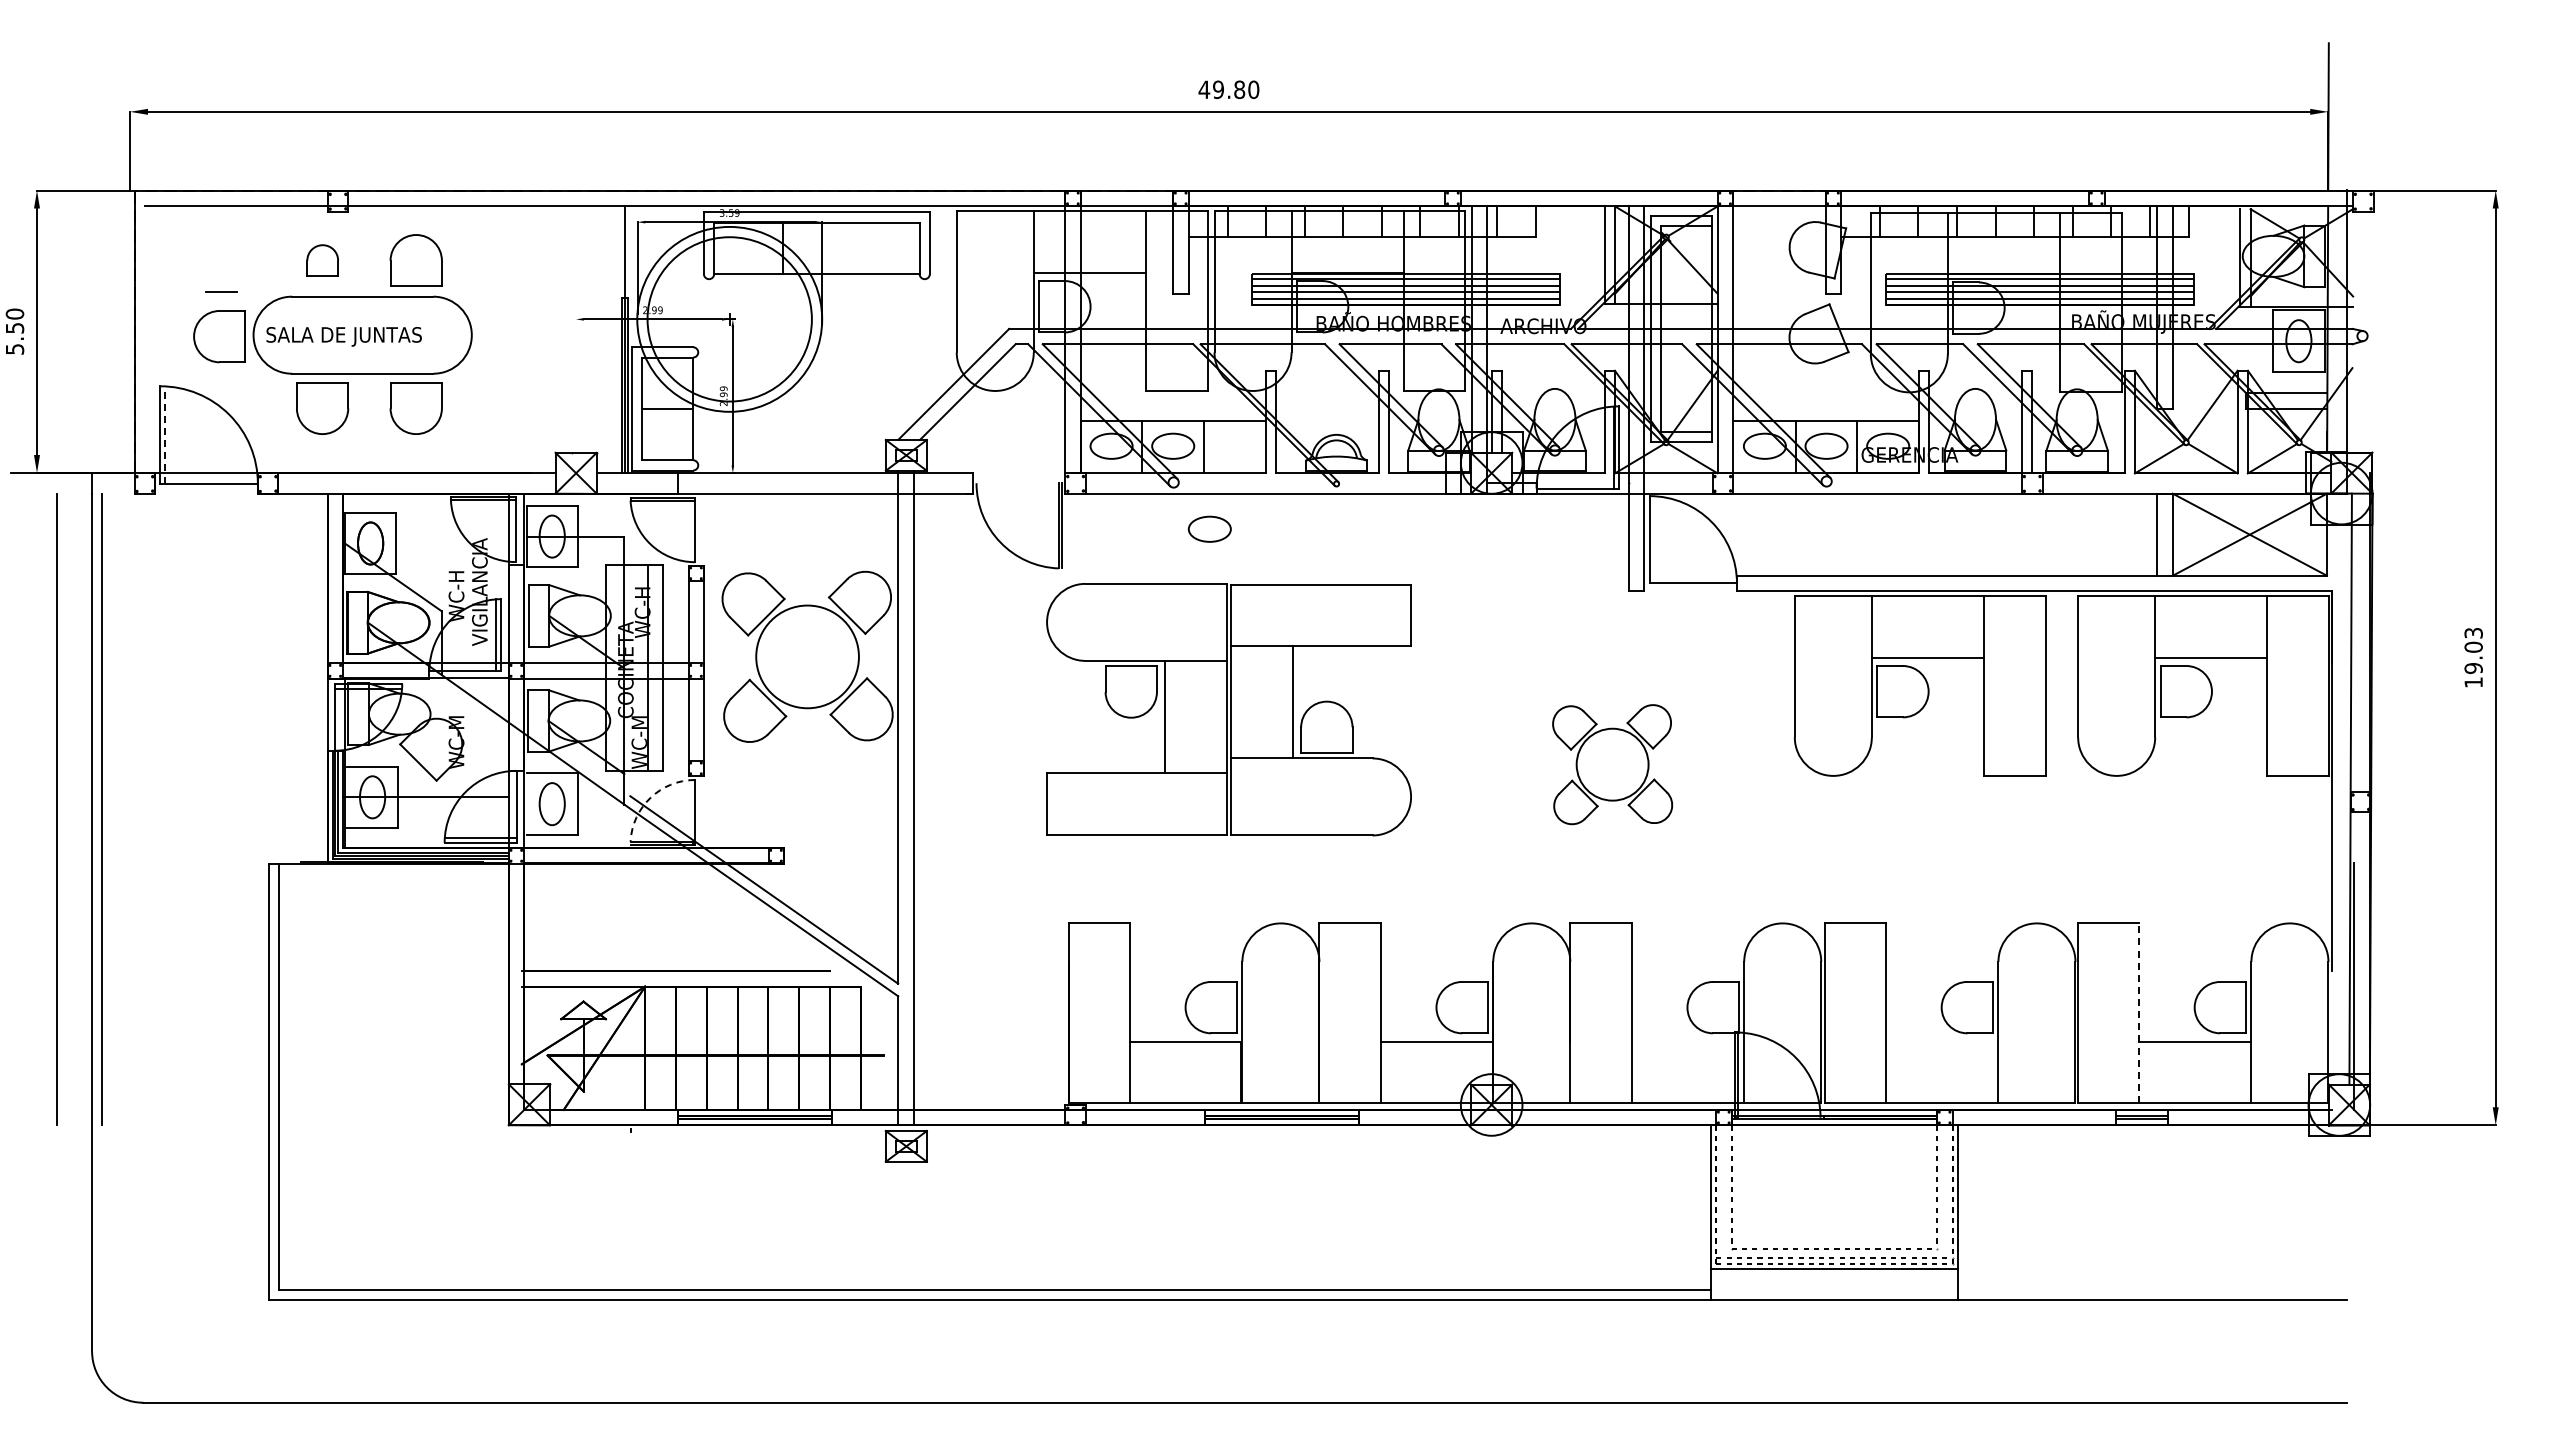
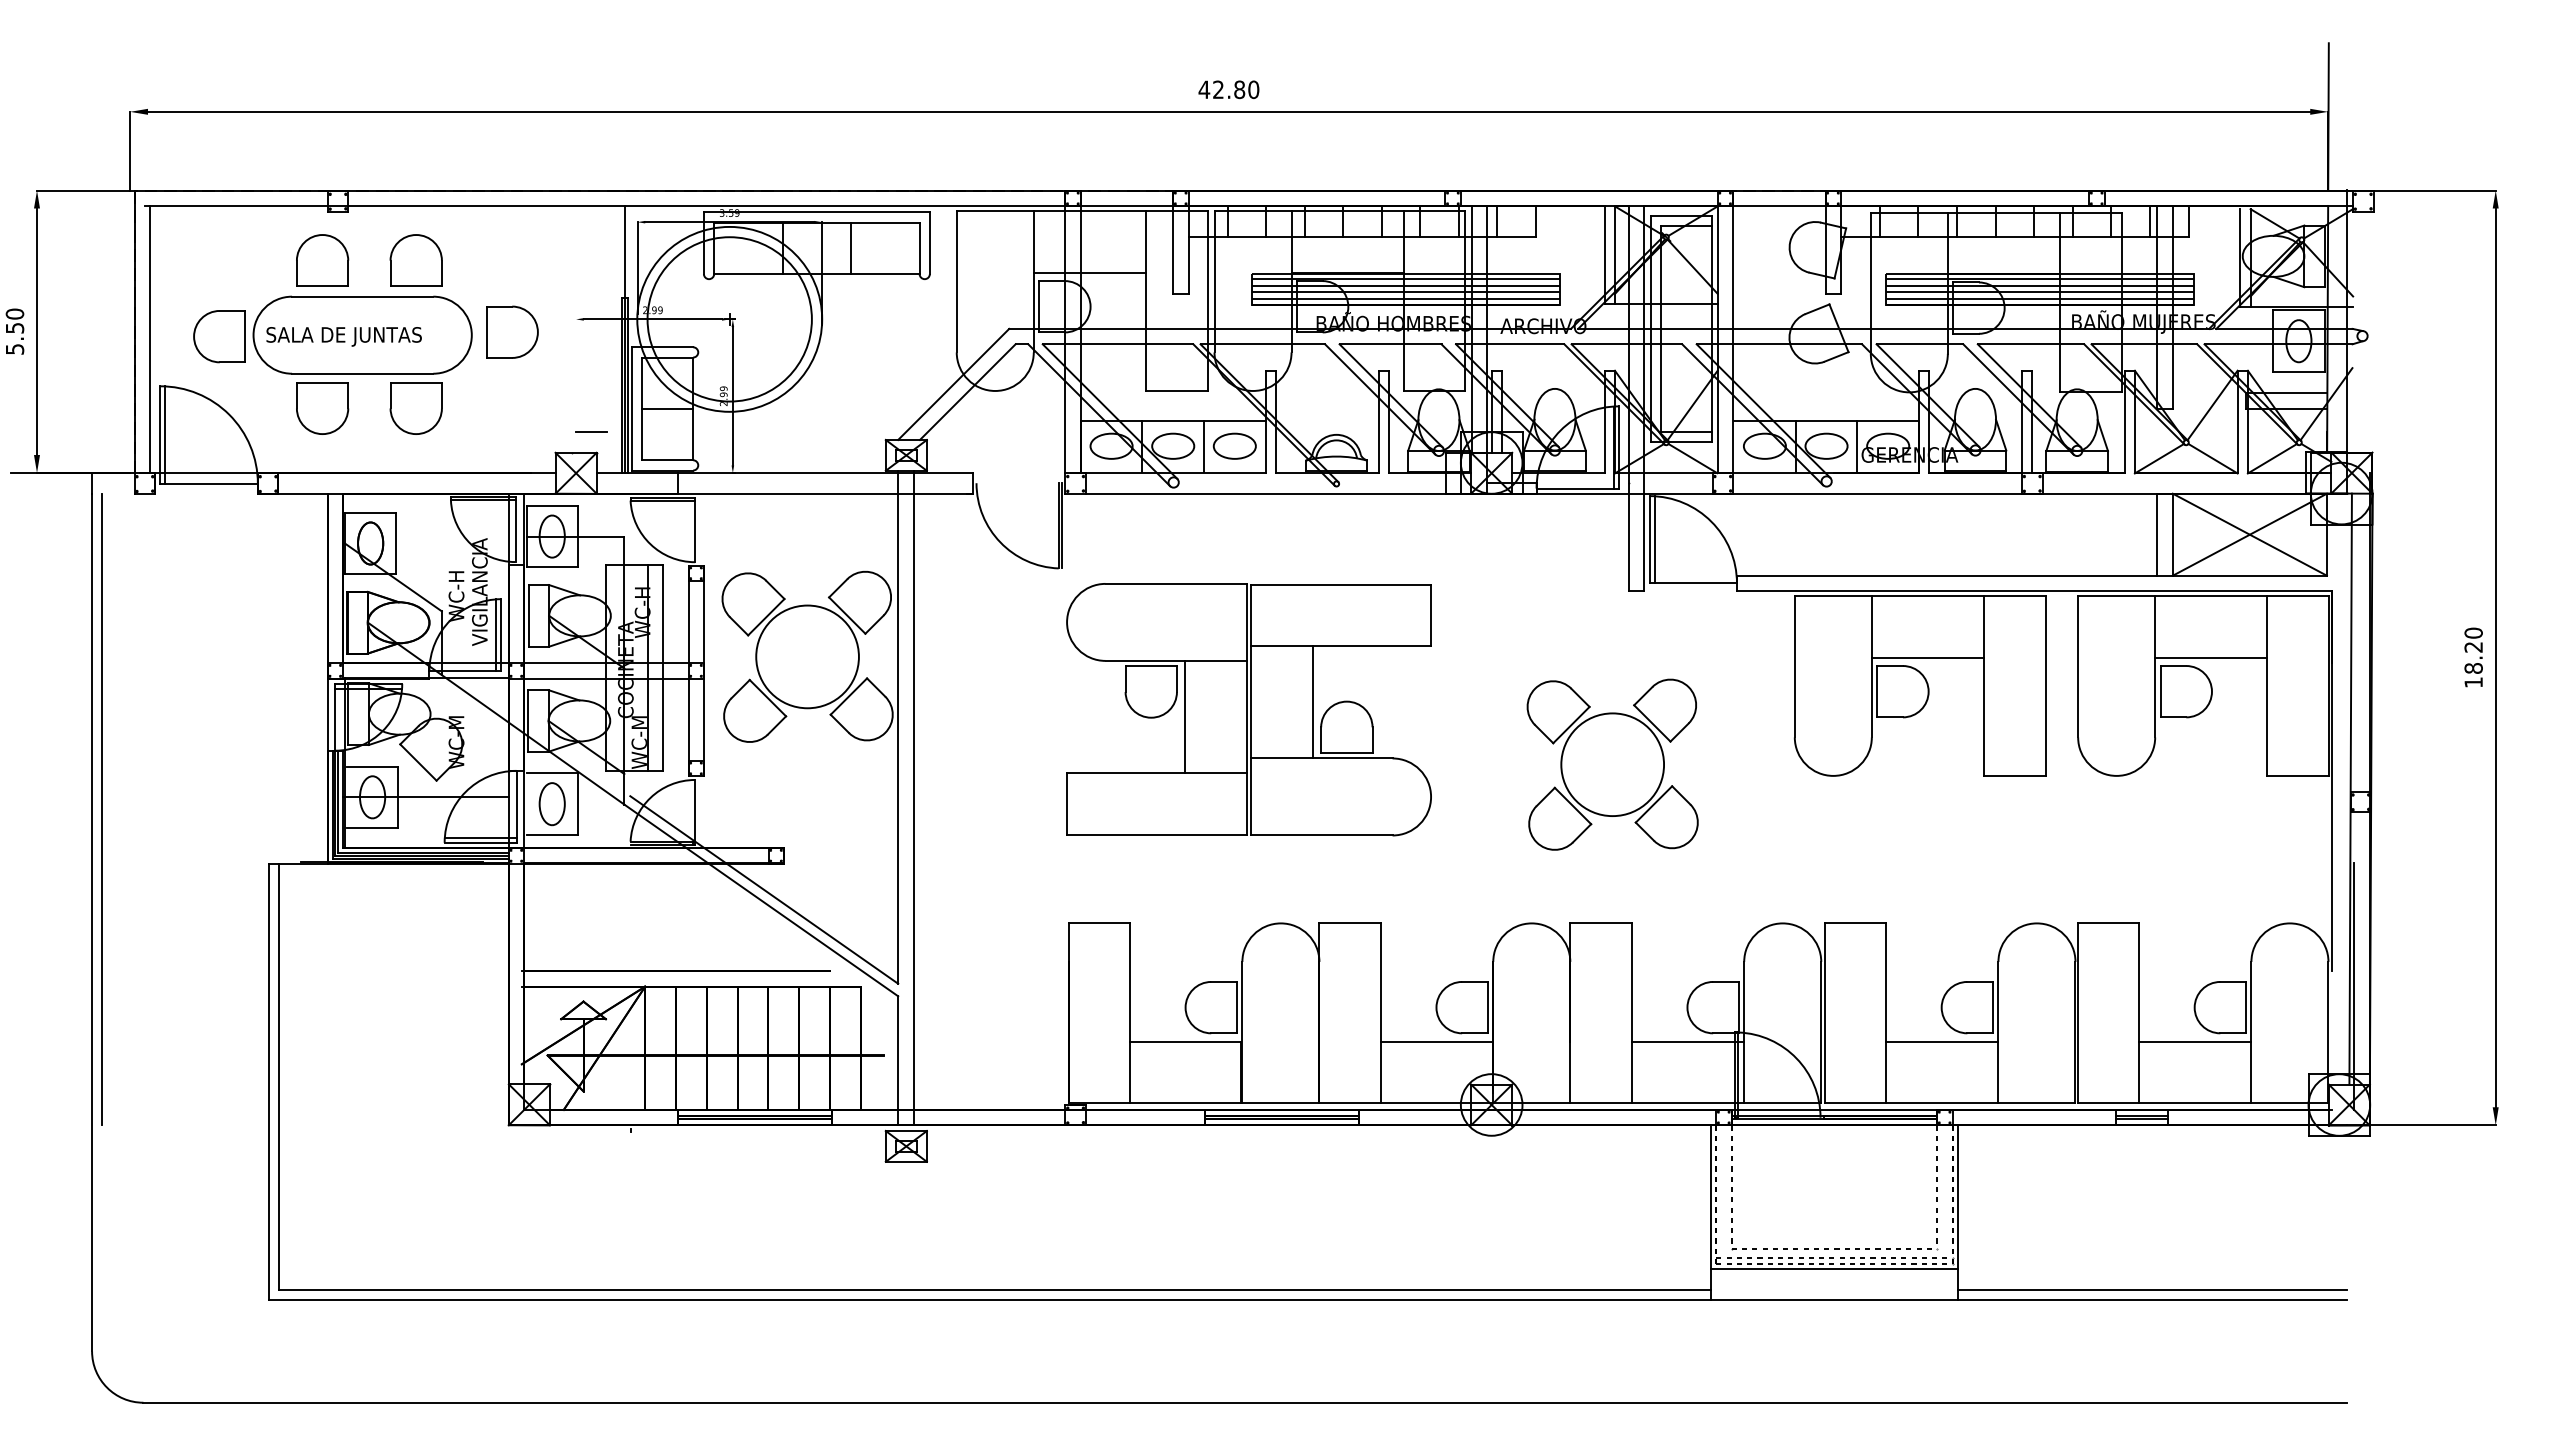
text: 49.80 -> 42.80 (1218, 89)
line: none -> present (851, 248)
part size: 33x33 px -> 54x53 px (322, 260)
line position: (221, 291) -> (591, 431) (591, 431)
part: none -> present (512, 331)
line: none -> present (150, 339)
line: dashed -> solid (165, 435)
part position: (1209, 528) -> (1234, 445) (1234, 445)
line: none -> present (1654, 539)
text: 19.03 -> 18.20 (2473, 650)
part position: (1228, 709) -> (1248, 709) (1248, 709)
part size: 121x122 px -> 173x173 px (1612, 764)
arc: dashed -> solid (650, 797)
line: present -> none (56, 809)
line: dashed -> solid (2139, 1013)
line: none -> present (1687, 1041)
line: none -> present (1942, 1041)
line: none -> present (2152, 1289)
